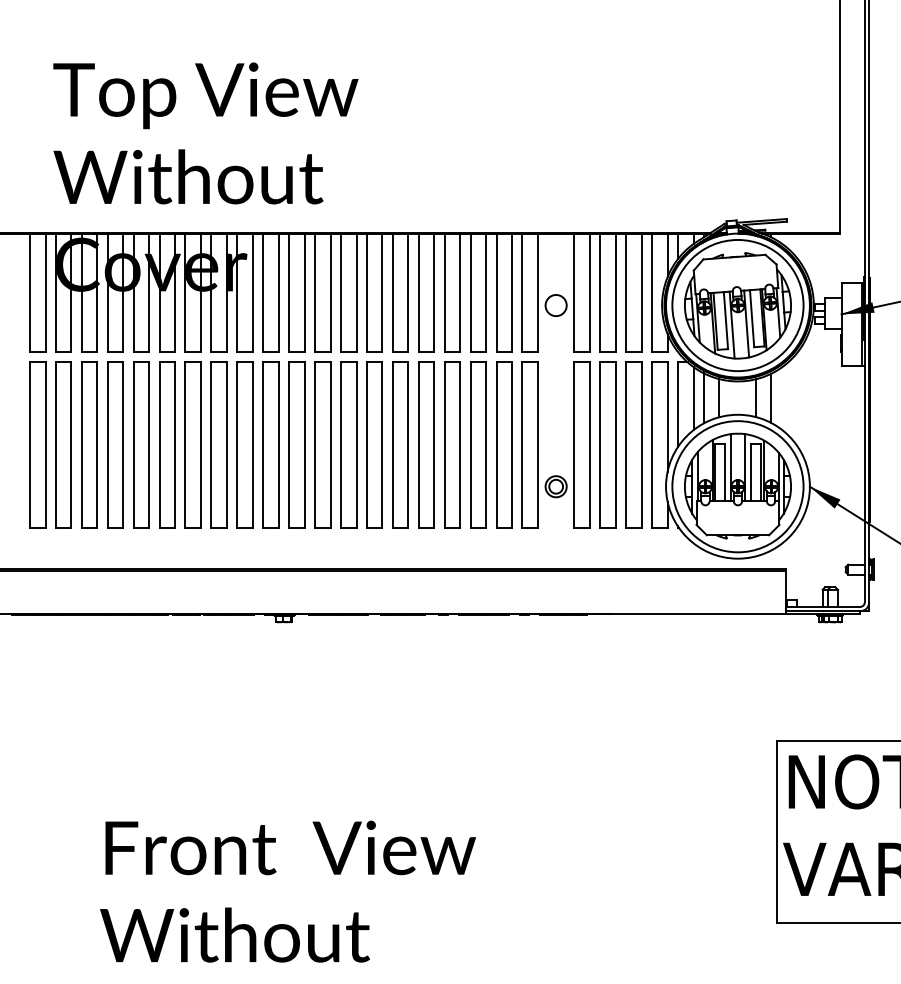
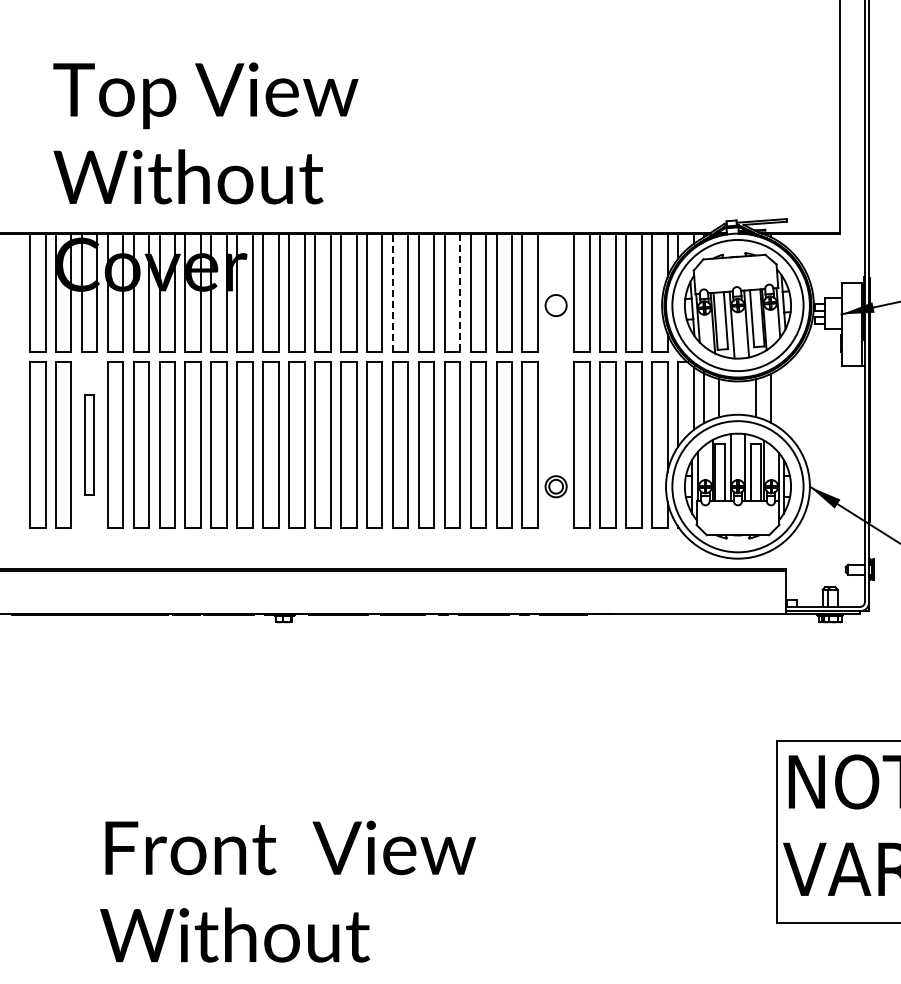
line: solid -> dashed (392, 292)
line: solid -> dashed (460, 293)
part size: 17x168 px -> 11x102 px (89, 444)
